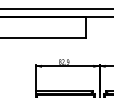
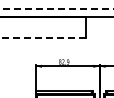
line: solid -> dashed (57, 8)
line: solid -> dashed (43, 38)
